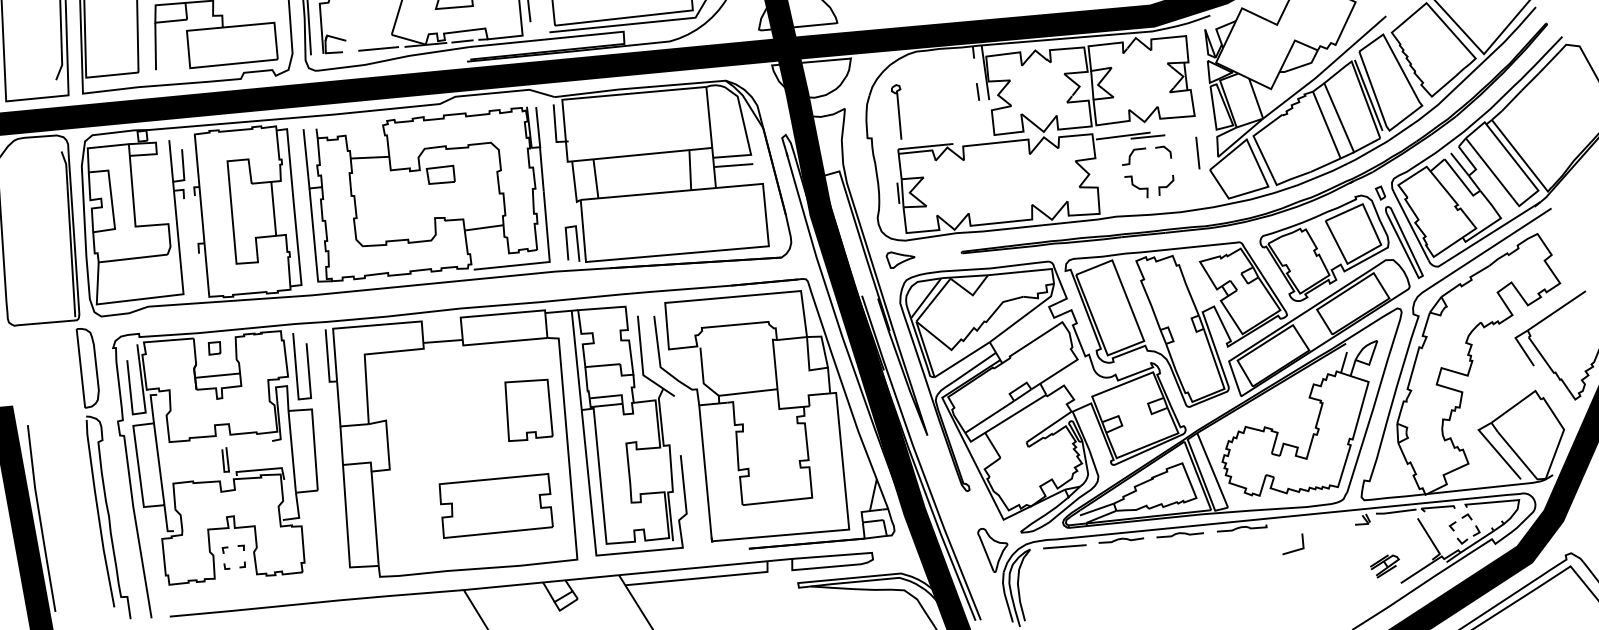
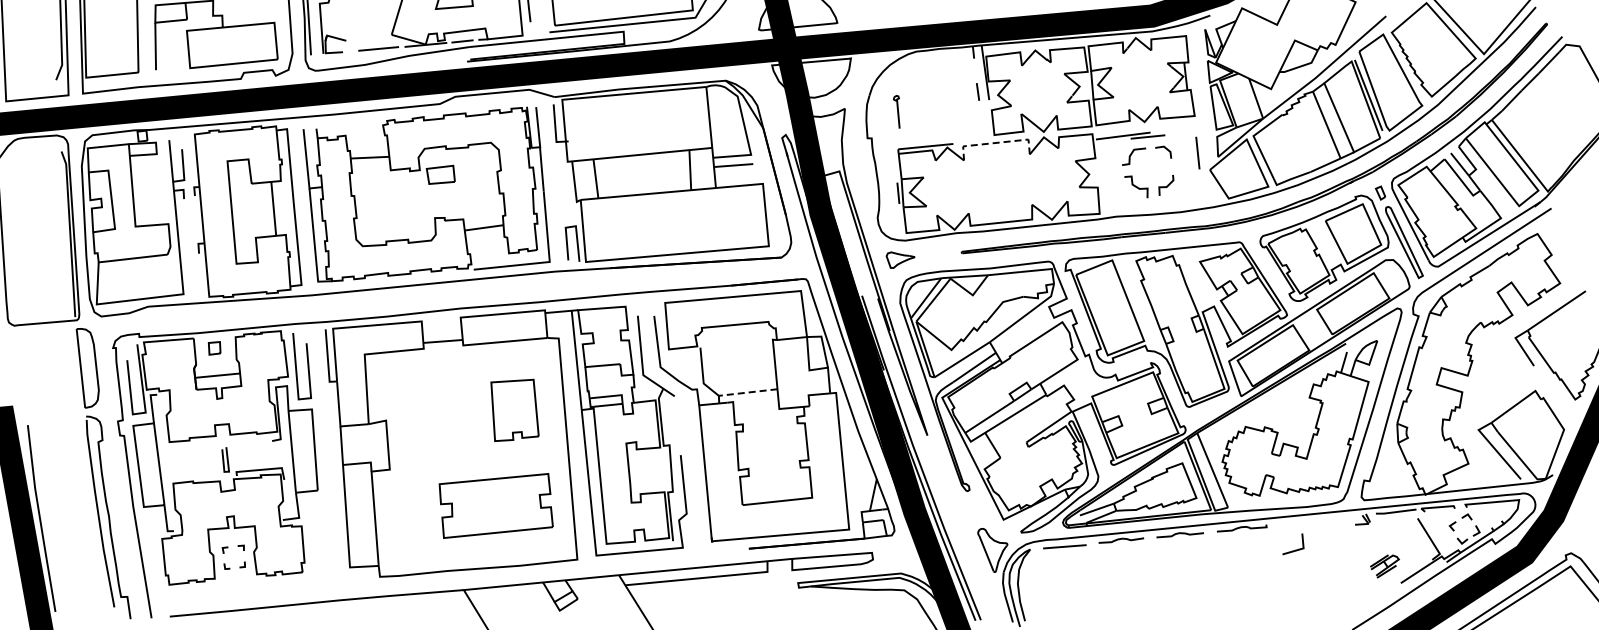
part size: 12x56 px -> 8x34 px (896, 111)
line: solid -> dashed (995, 142)
line: solid -> dashed (747, 392)
part position: (528, 409) -> (514, 409) (514, 409)
